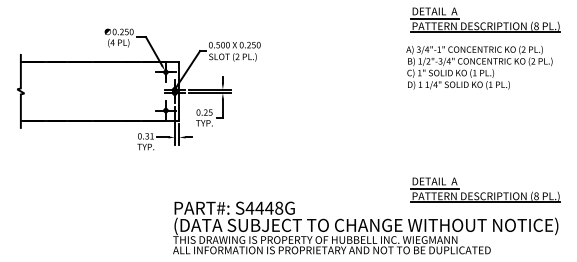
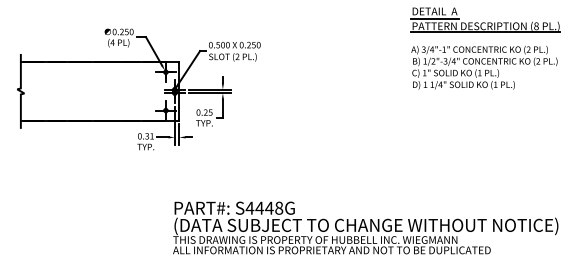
text position: (479, 67) -> (484, 67) (484, 67)
part: present -> none (485, 189)
